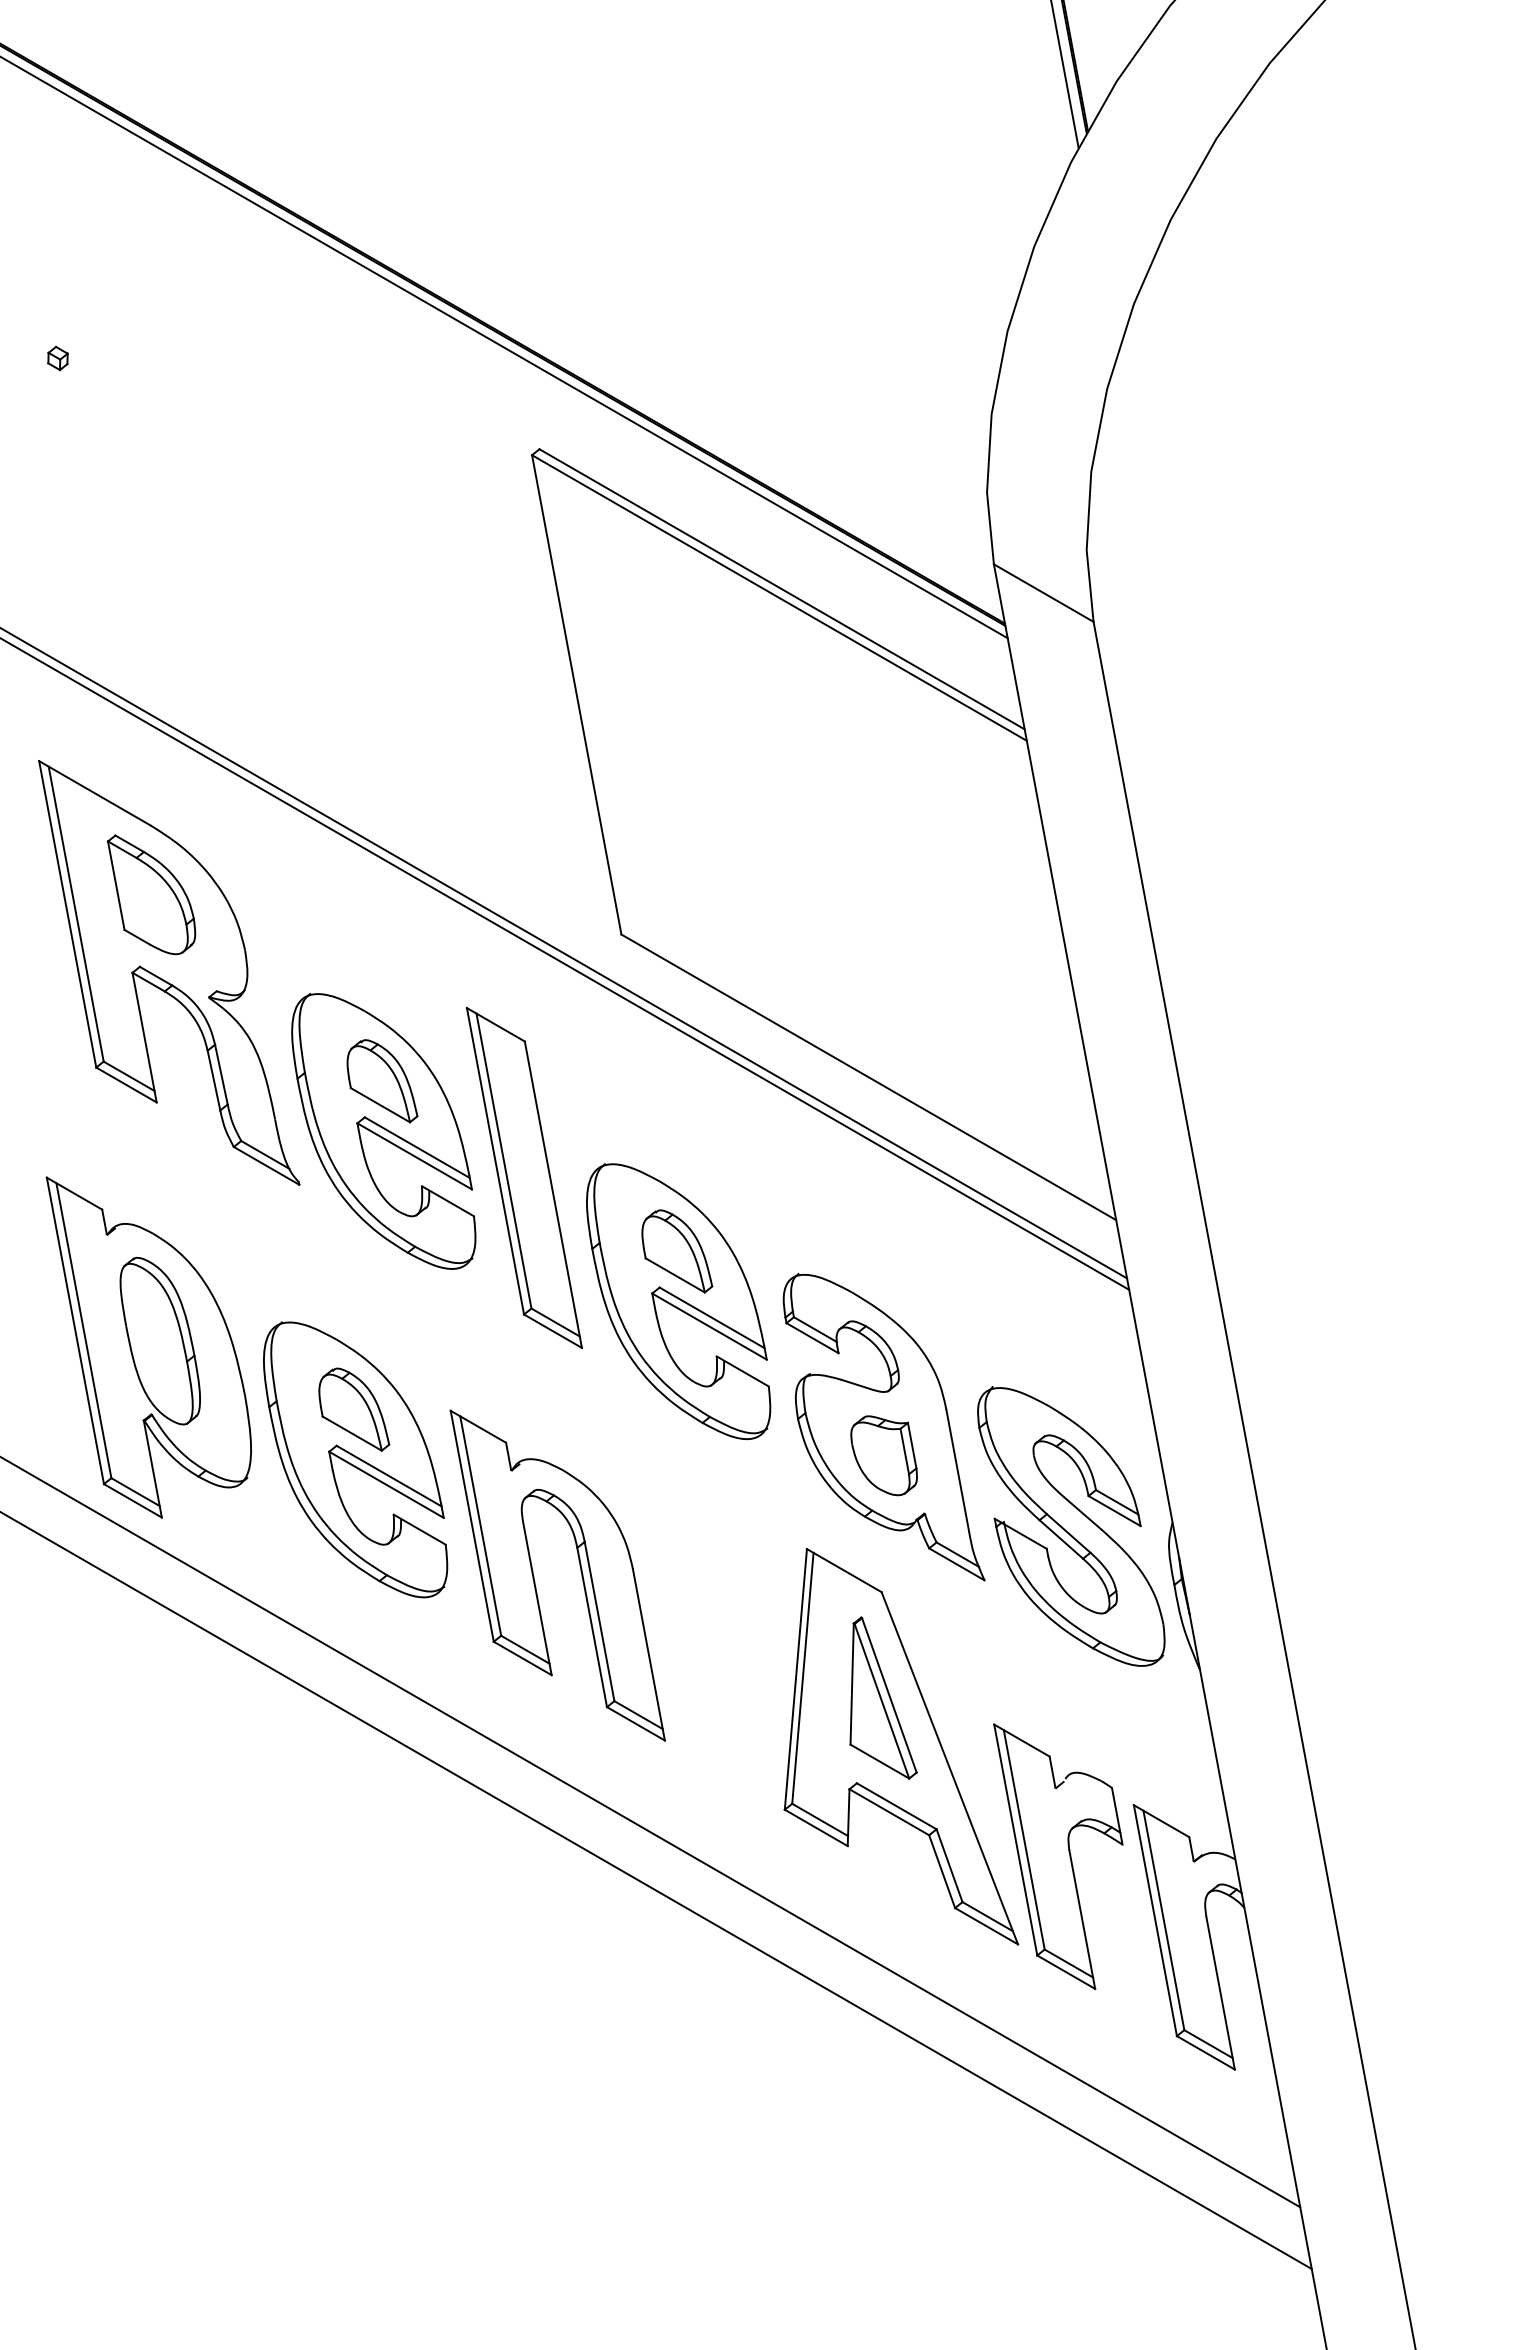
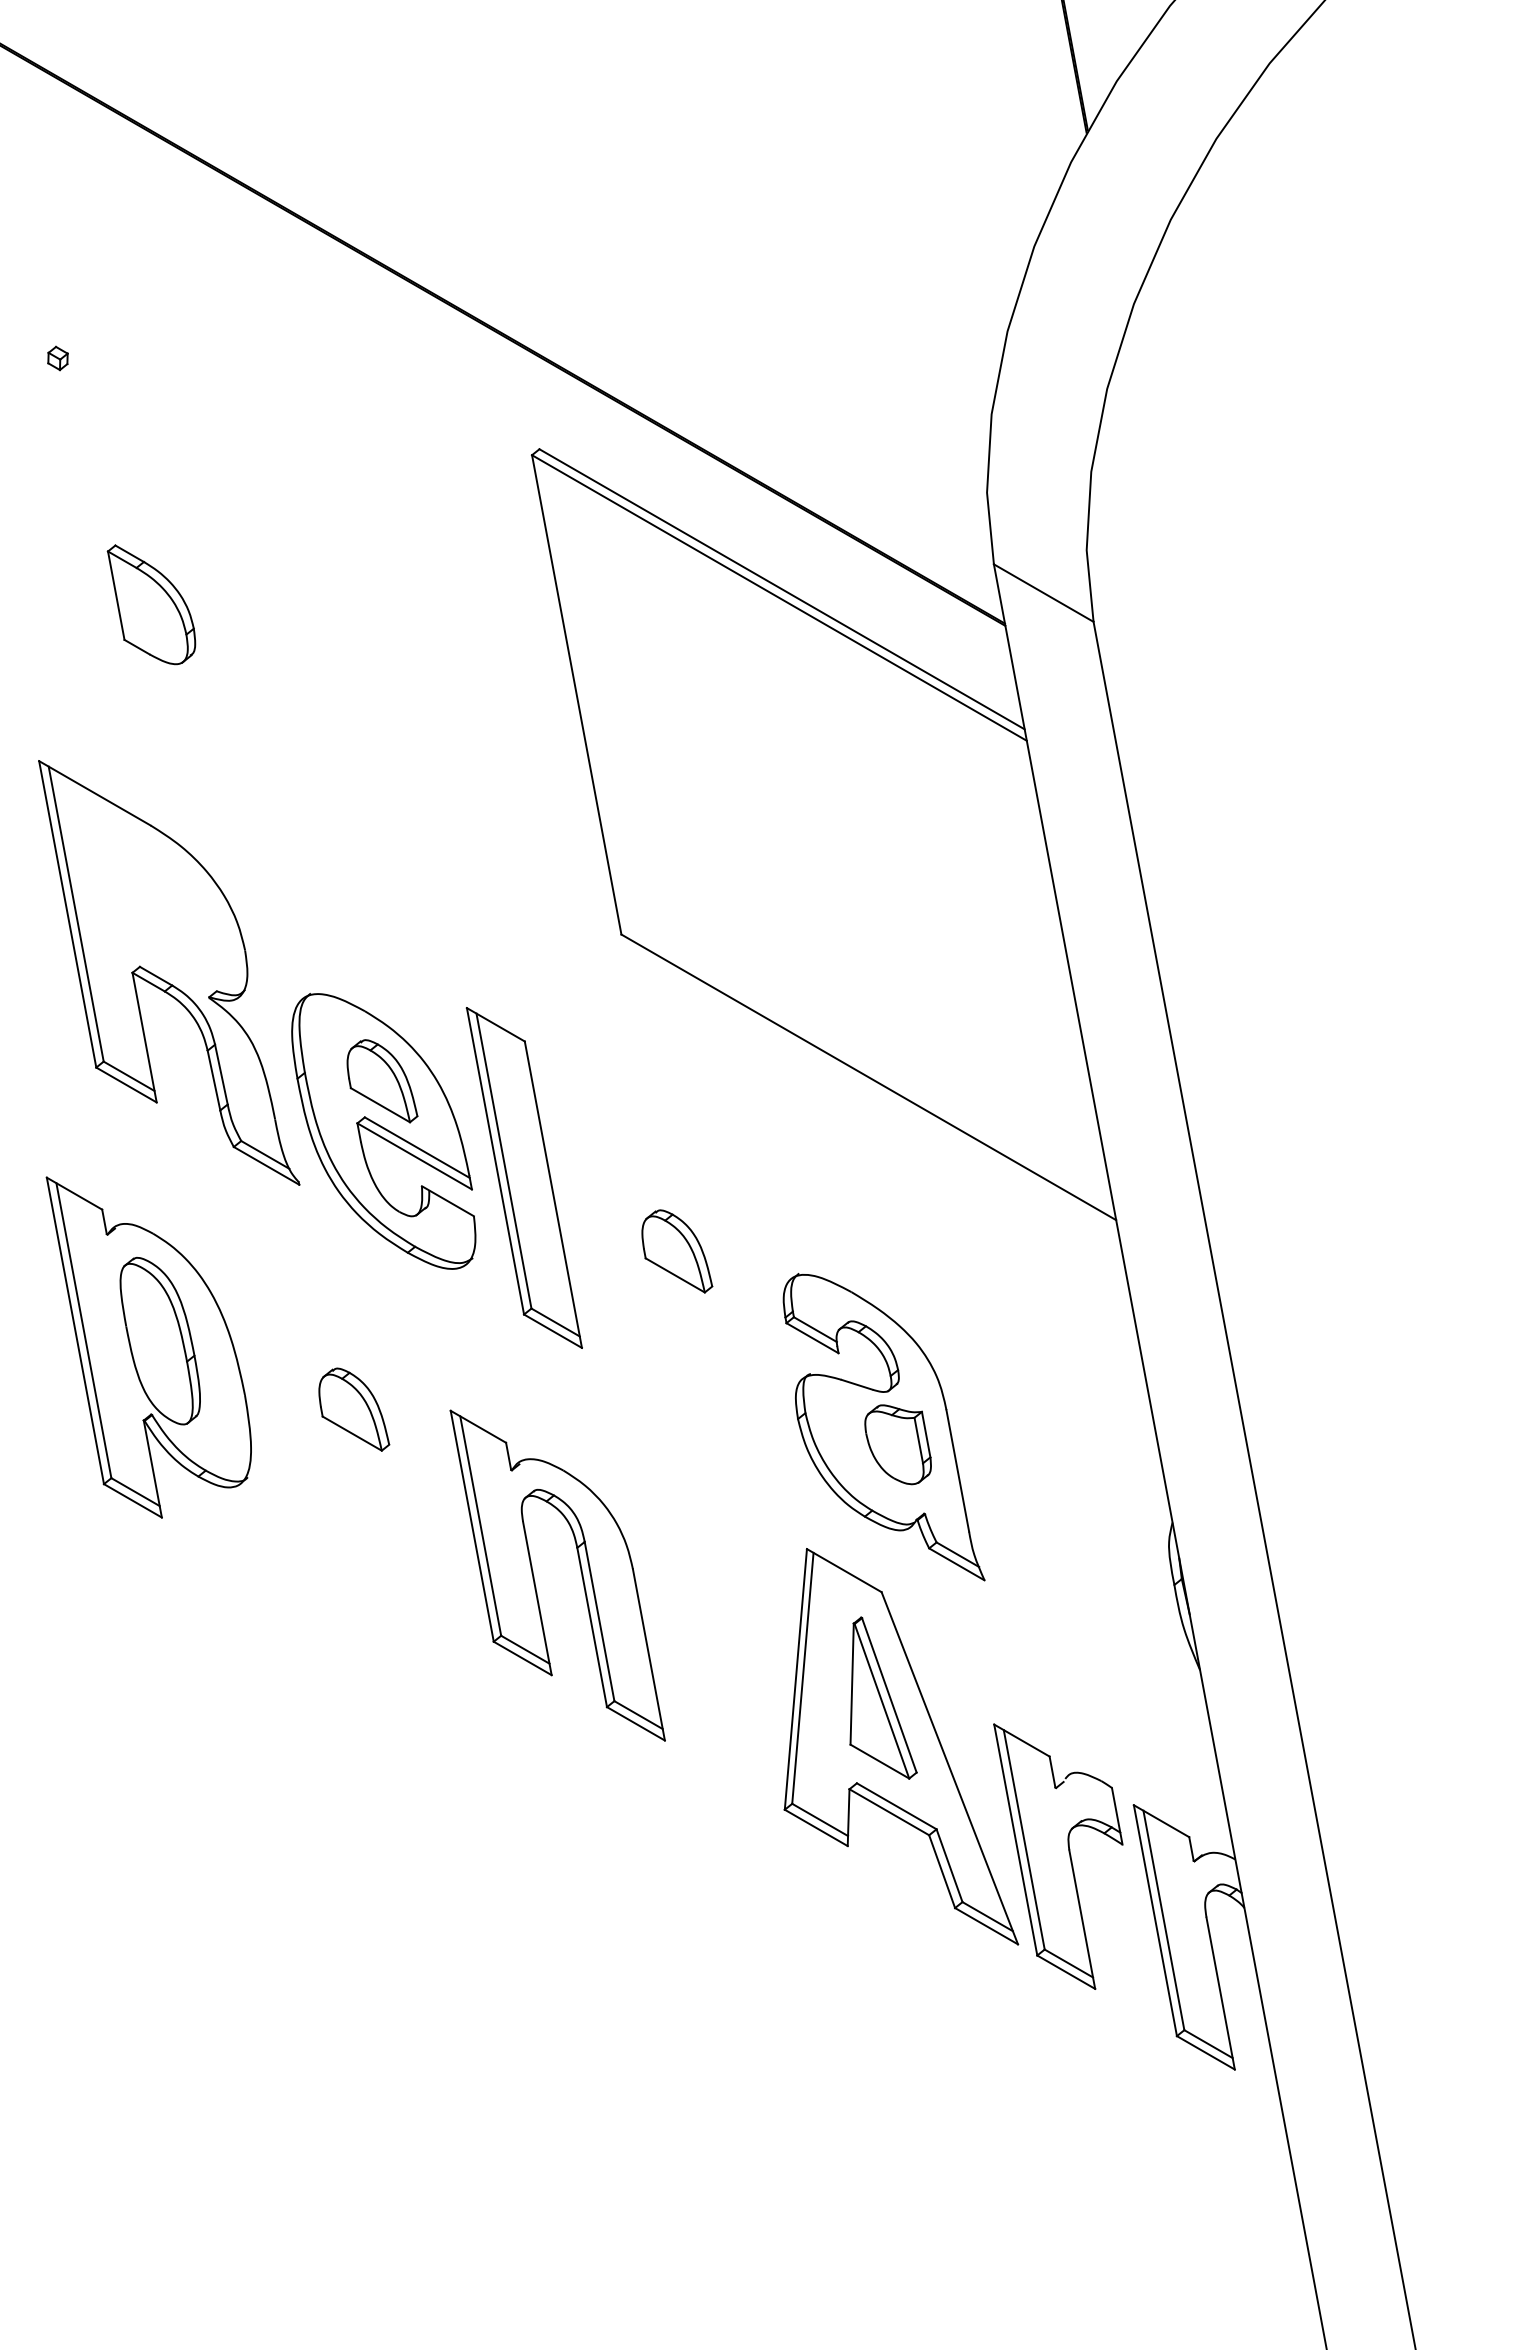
line: present -> none (1064, 74)
line: present -> none (504, 348)
part position: (151, 894) -> (151, 604) (151, 604)
line: present -> none (564, 953)
line: present -> none (565, 964)
part: present -> none (678, 1301)
part position: (883, 1455) -> (897, 1444) (897, 1444)
part: present -> none (355, 1459)
part: present -> none (1071, 1526)
line: present -> none (651, 1832)
line: present -> none (656, 1891)
